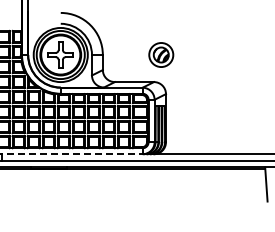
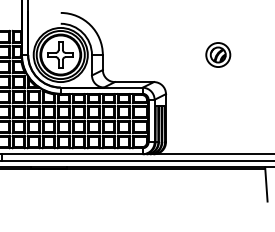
part position: (161, 54) -> (218, 54) (218, 54)
line: dashed -> solid (73, 154)
